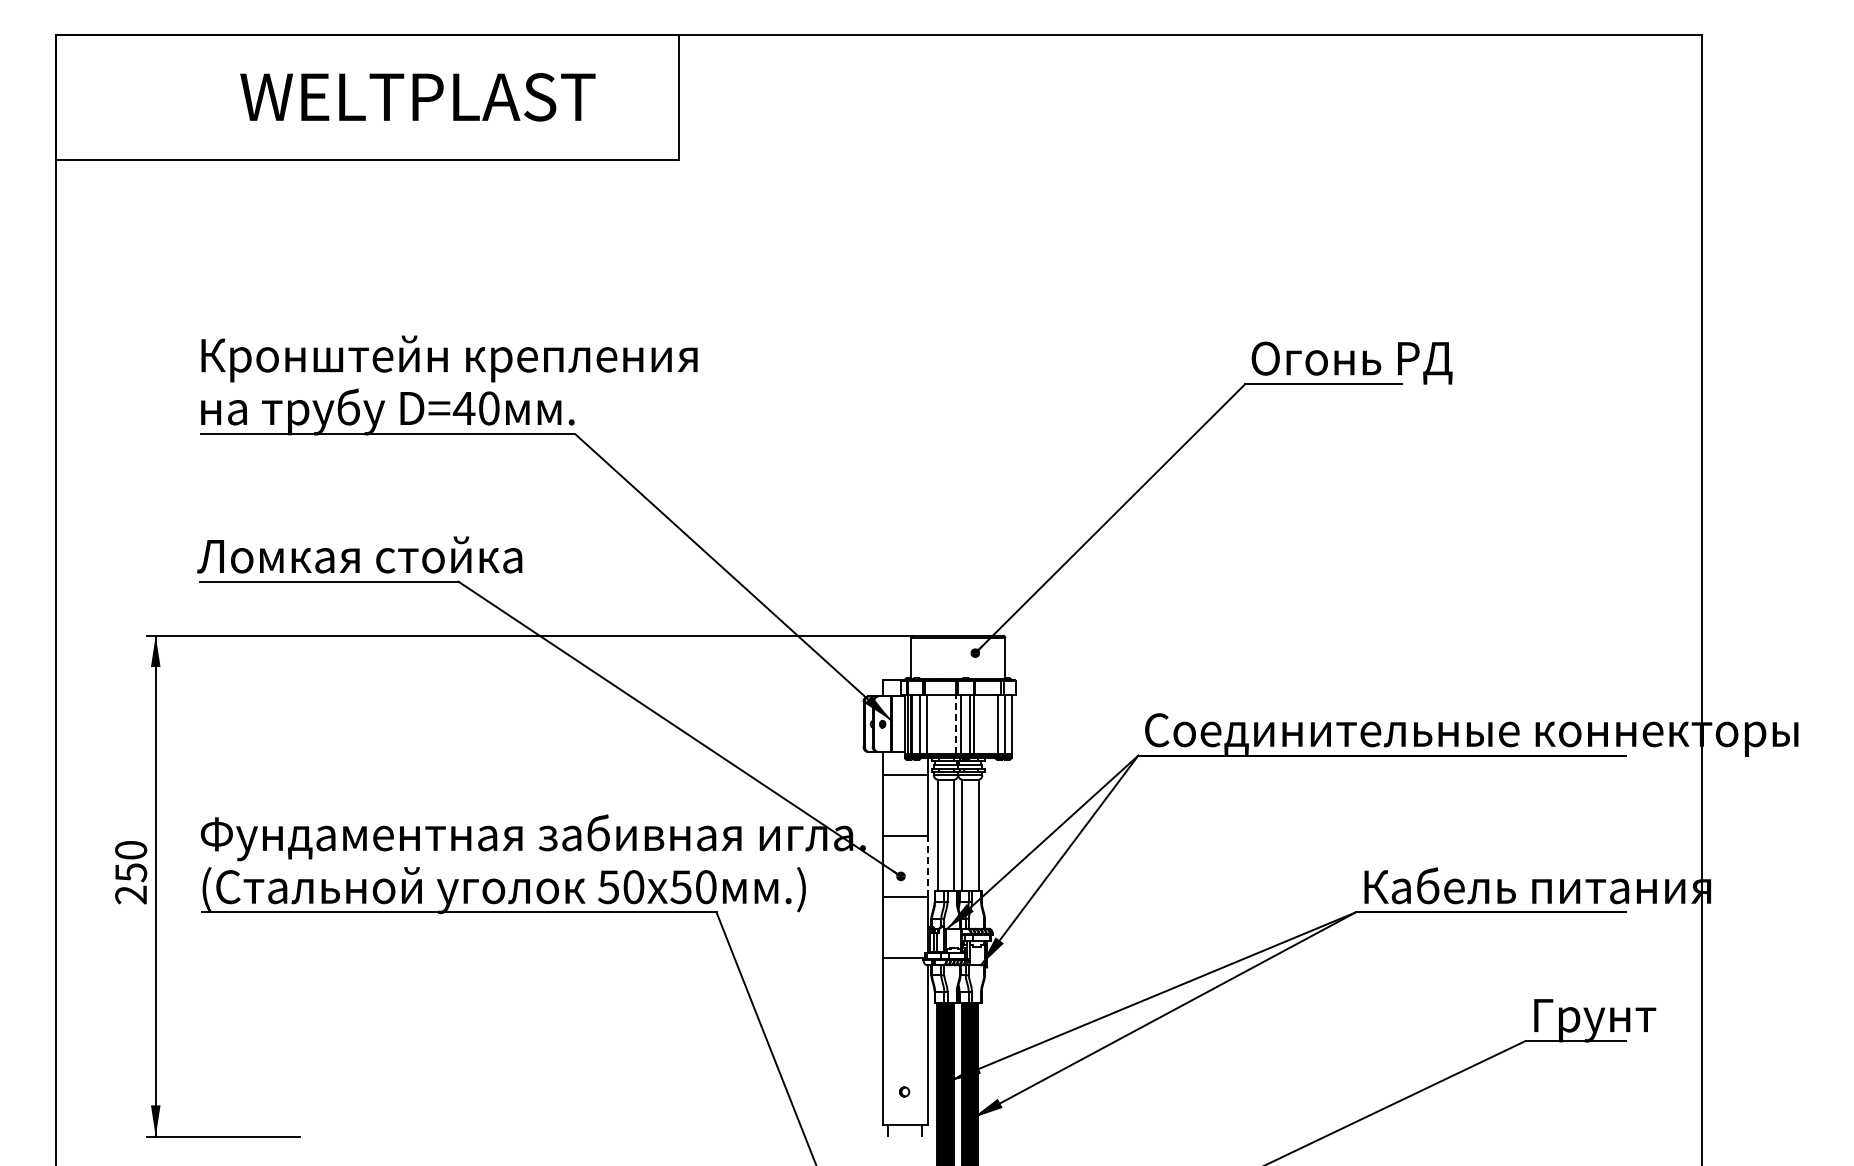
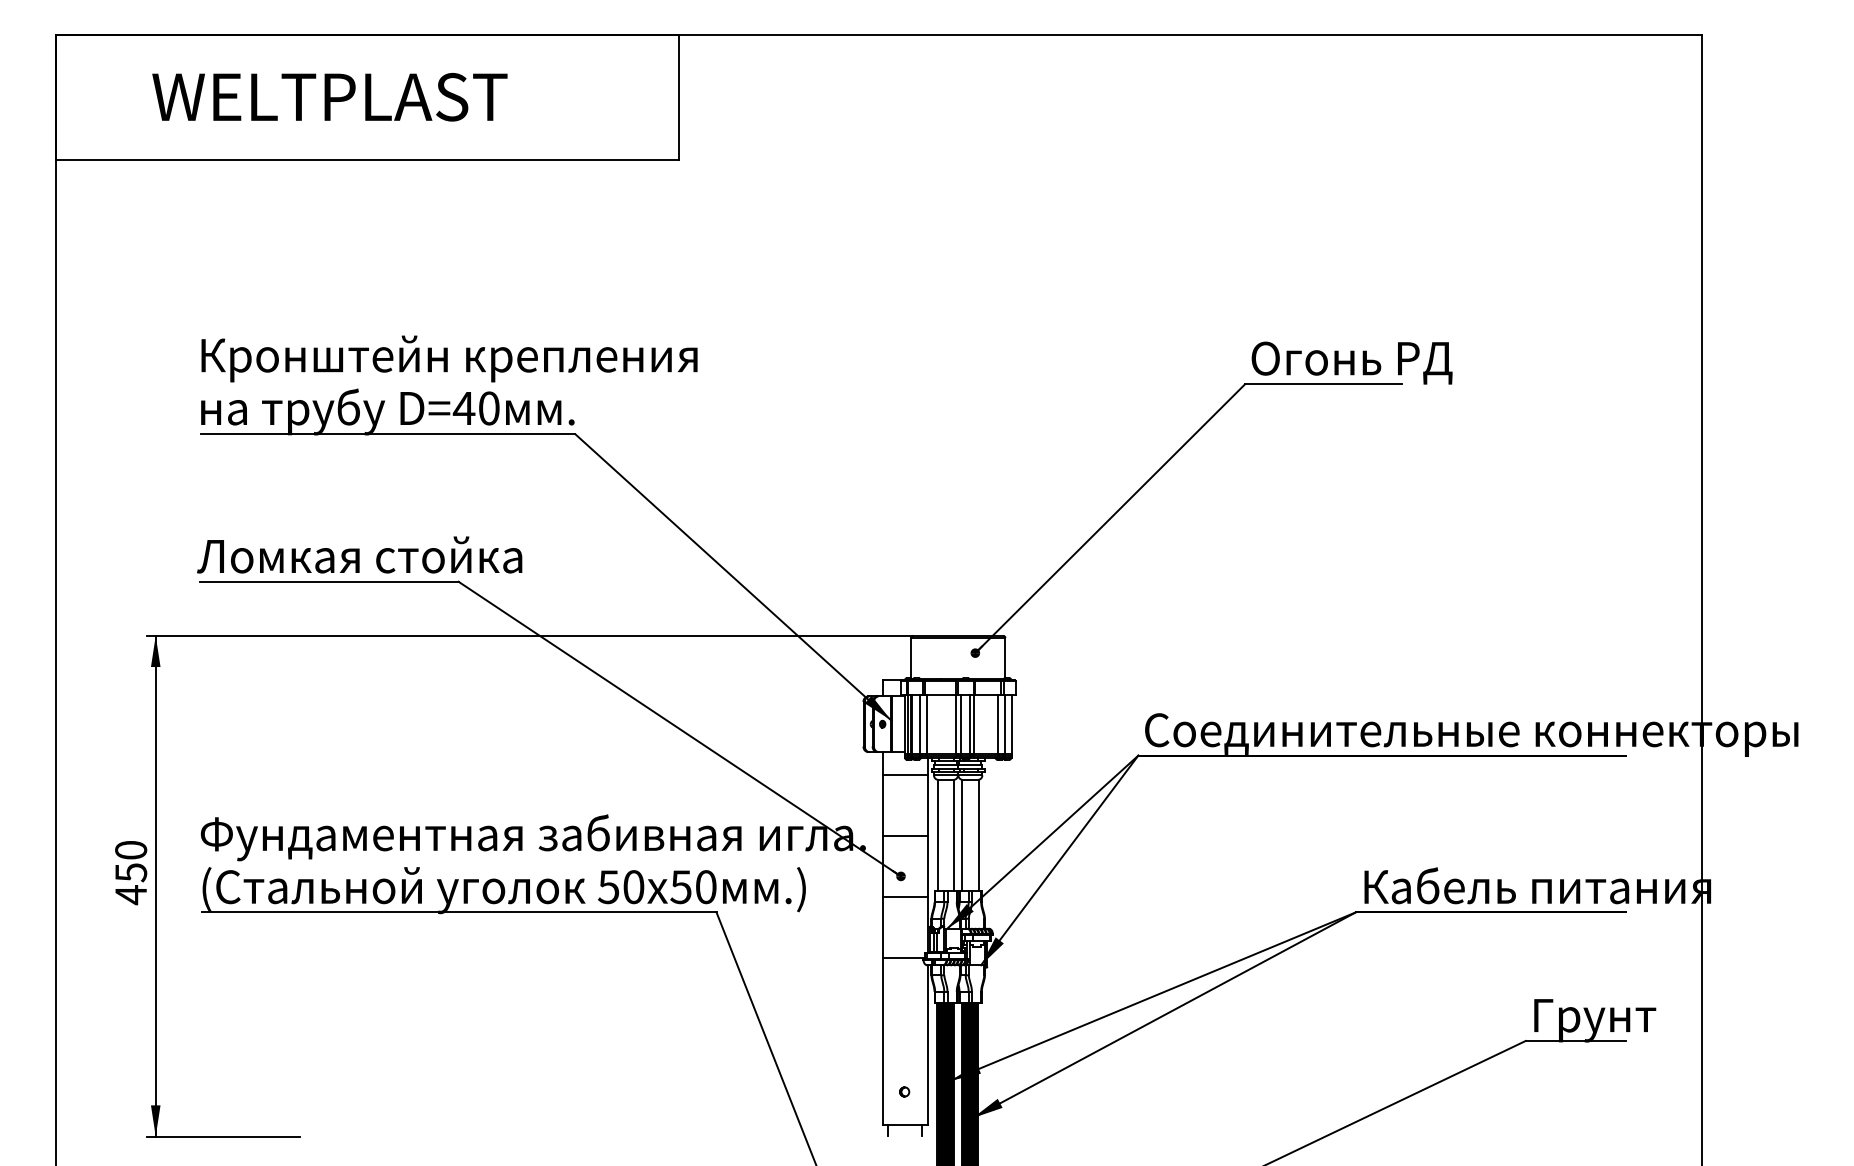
text position: (417, 97) -> (329, 97) (329, 97)
line: dashed -> solid (956, 724)
line: dashed -> solid (927, 866)
text: 250 -> 450 (130, 895)
